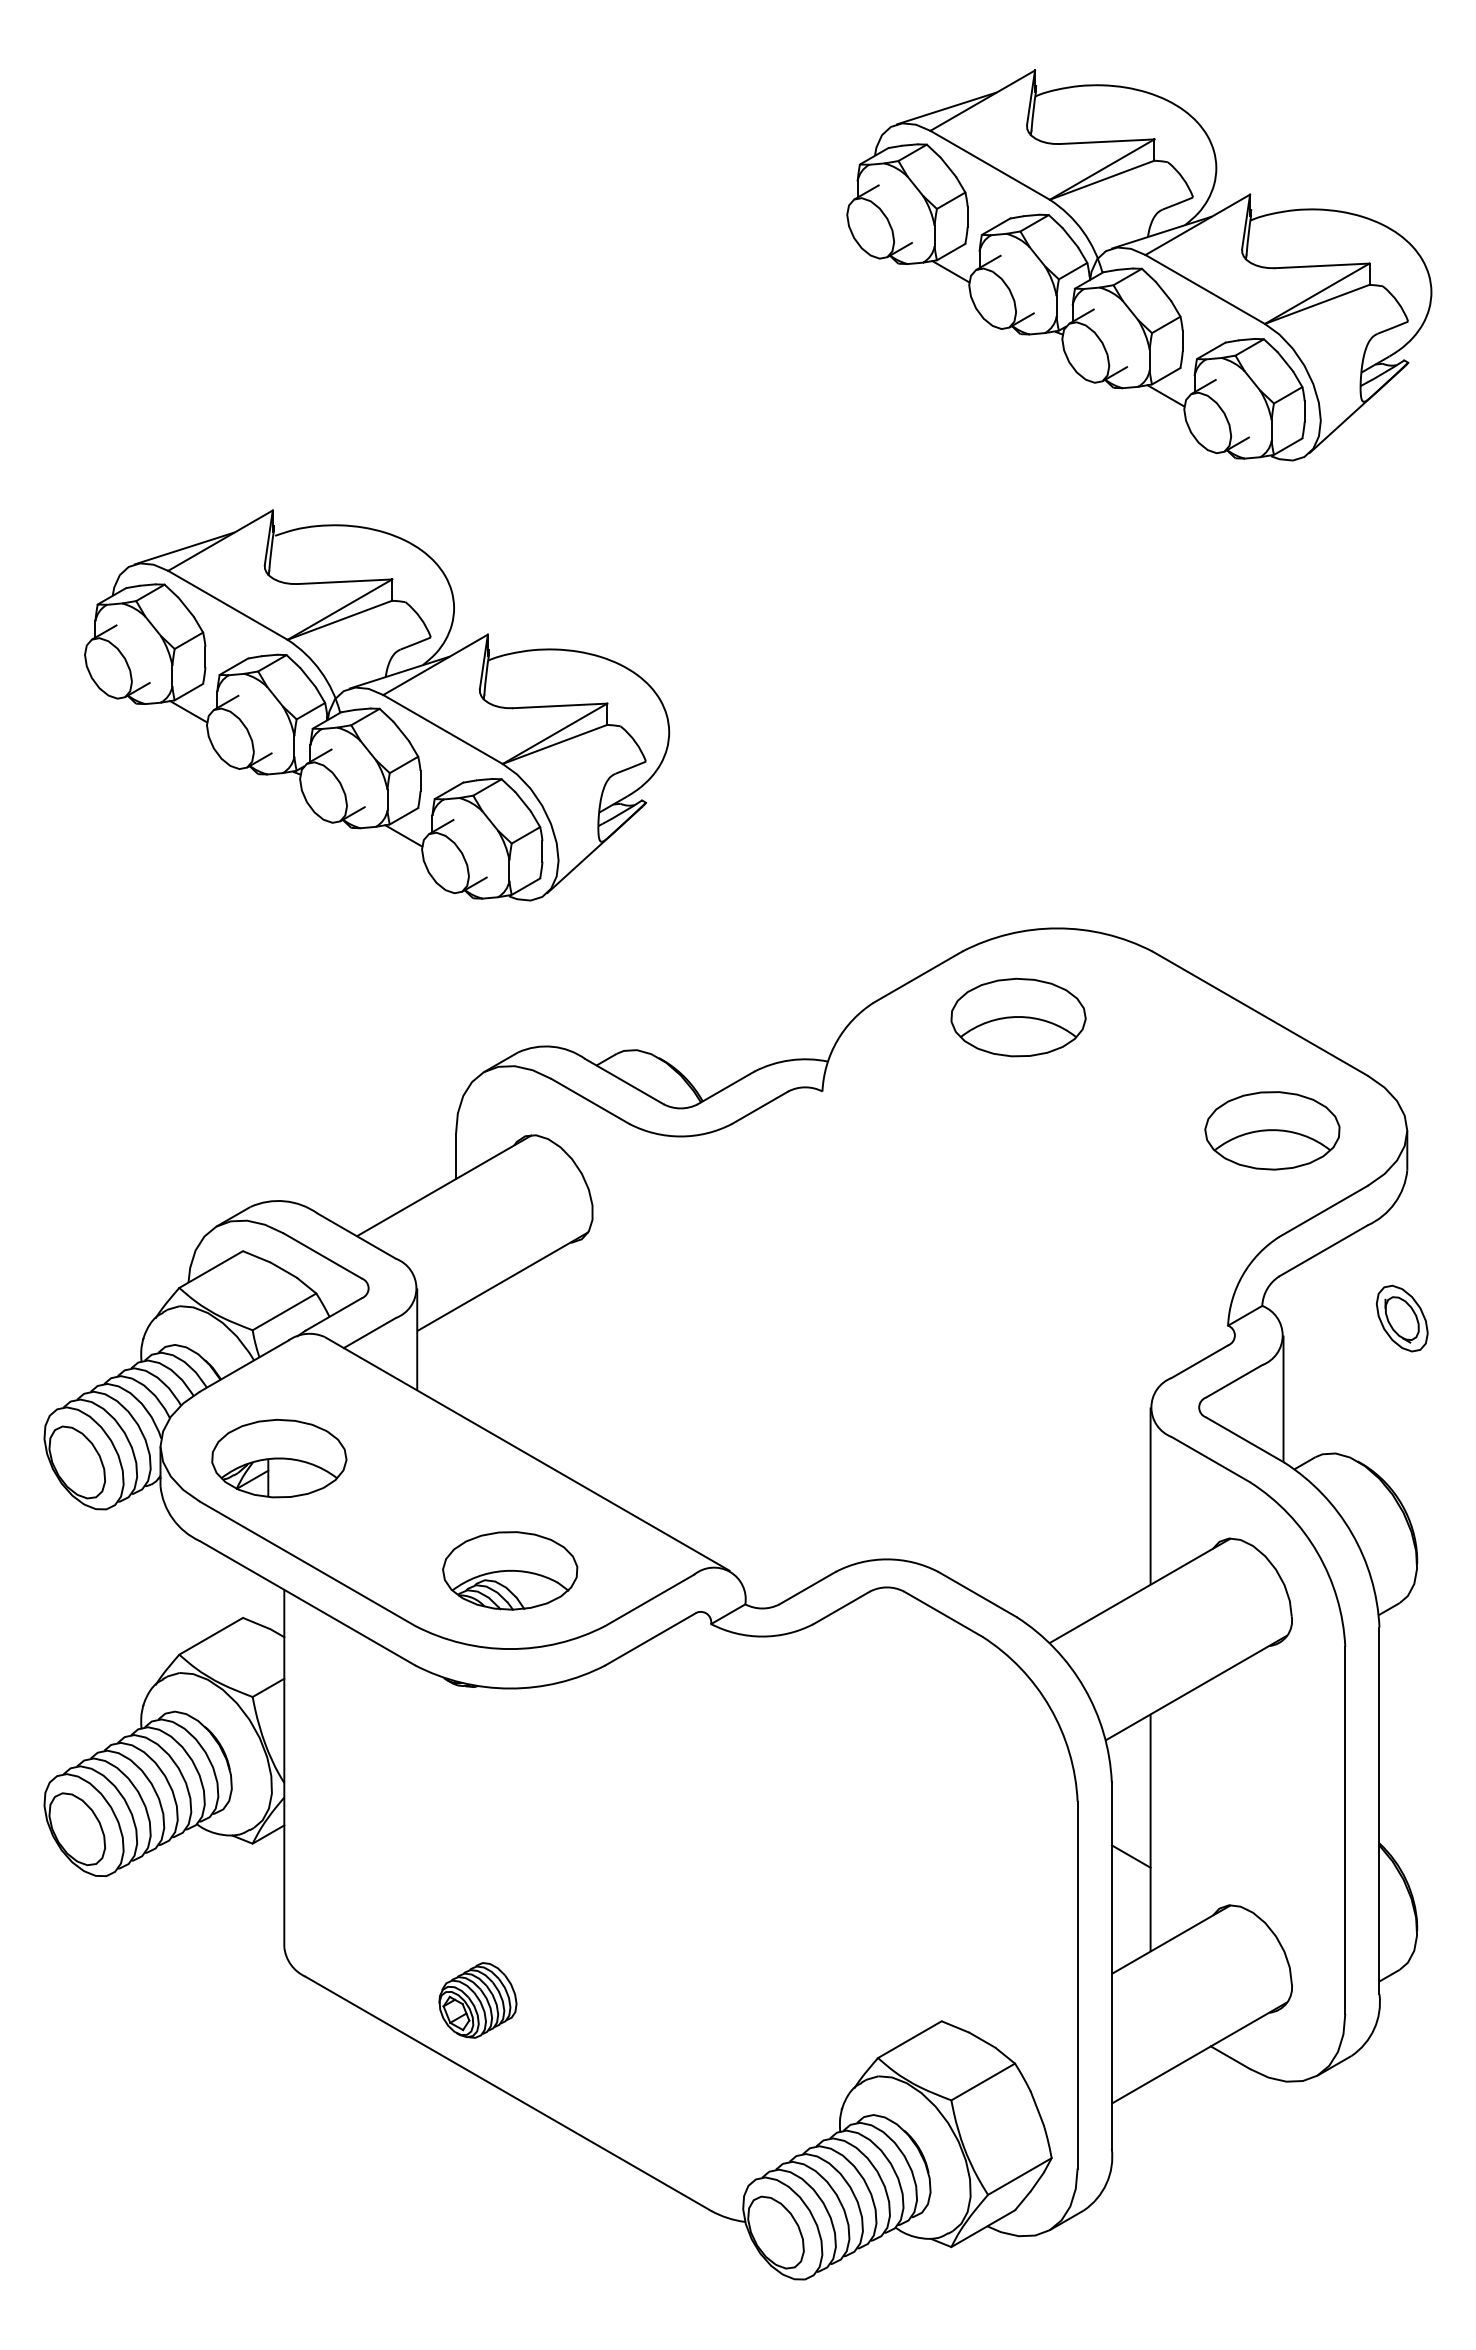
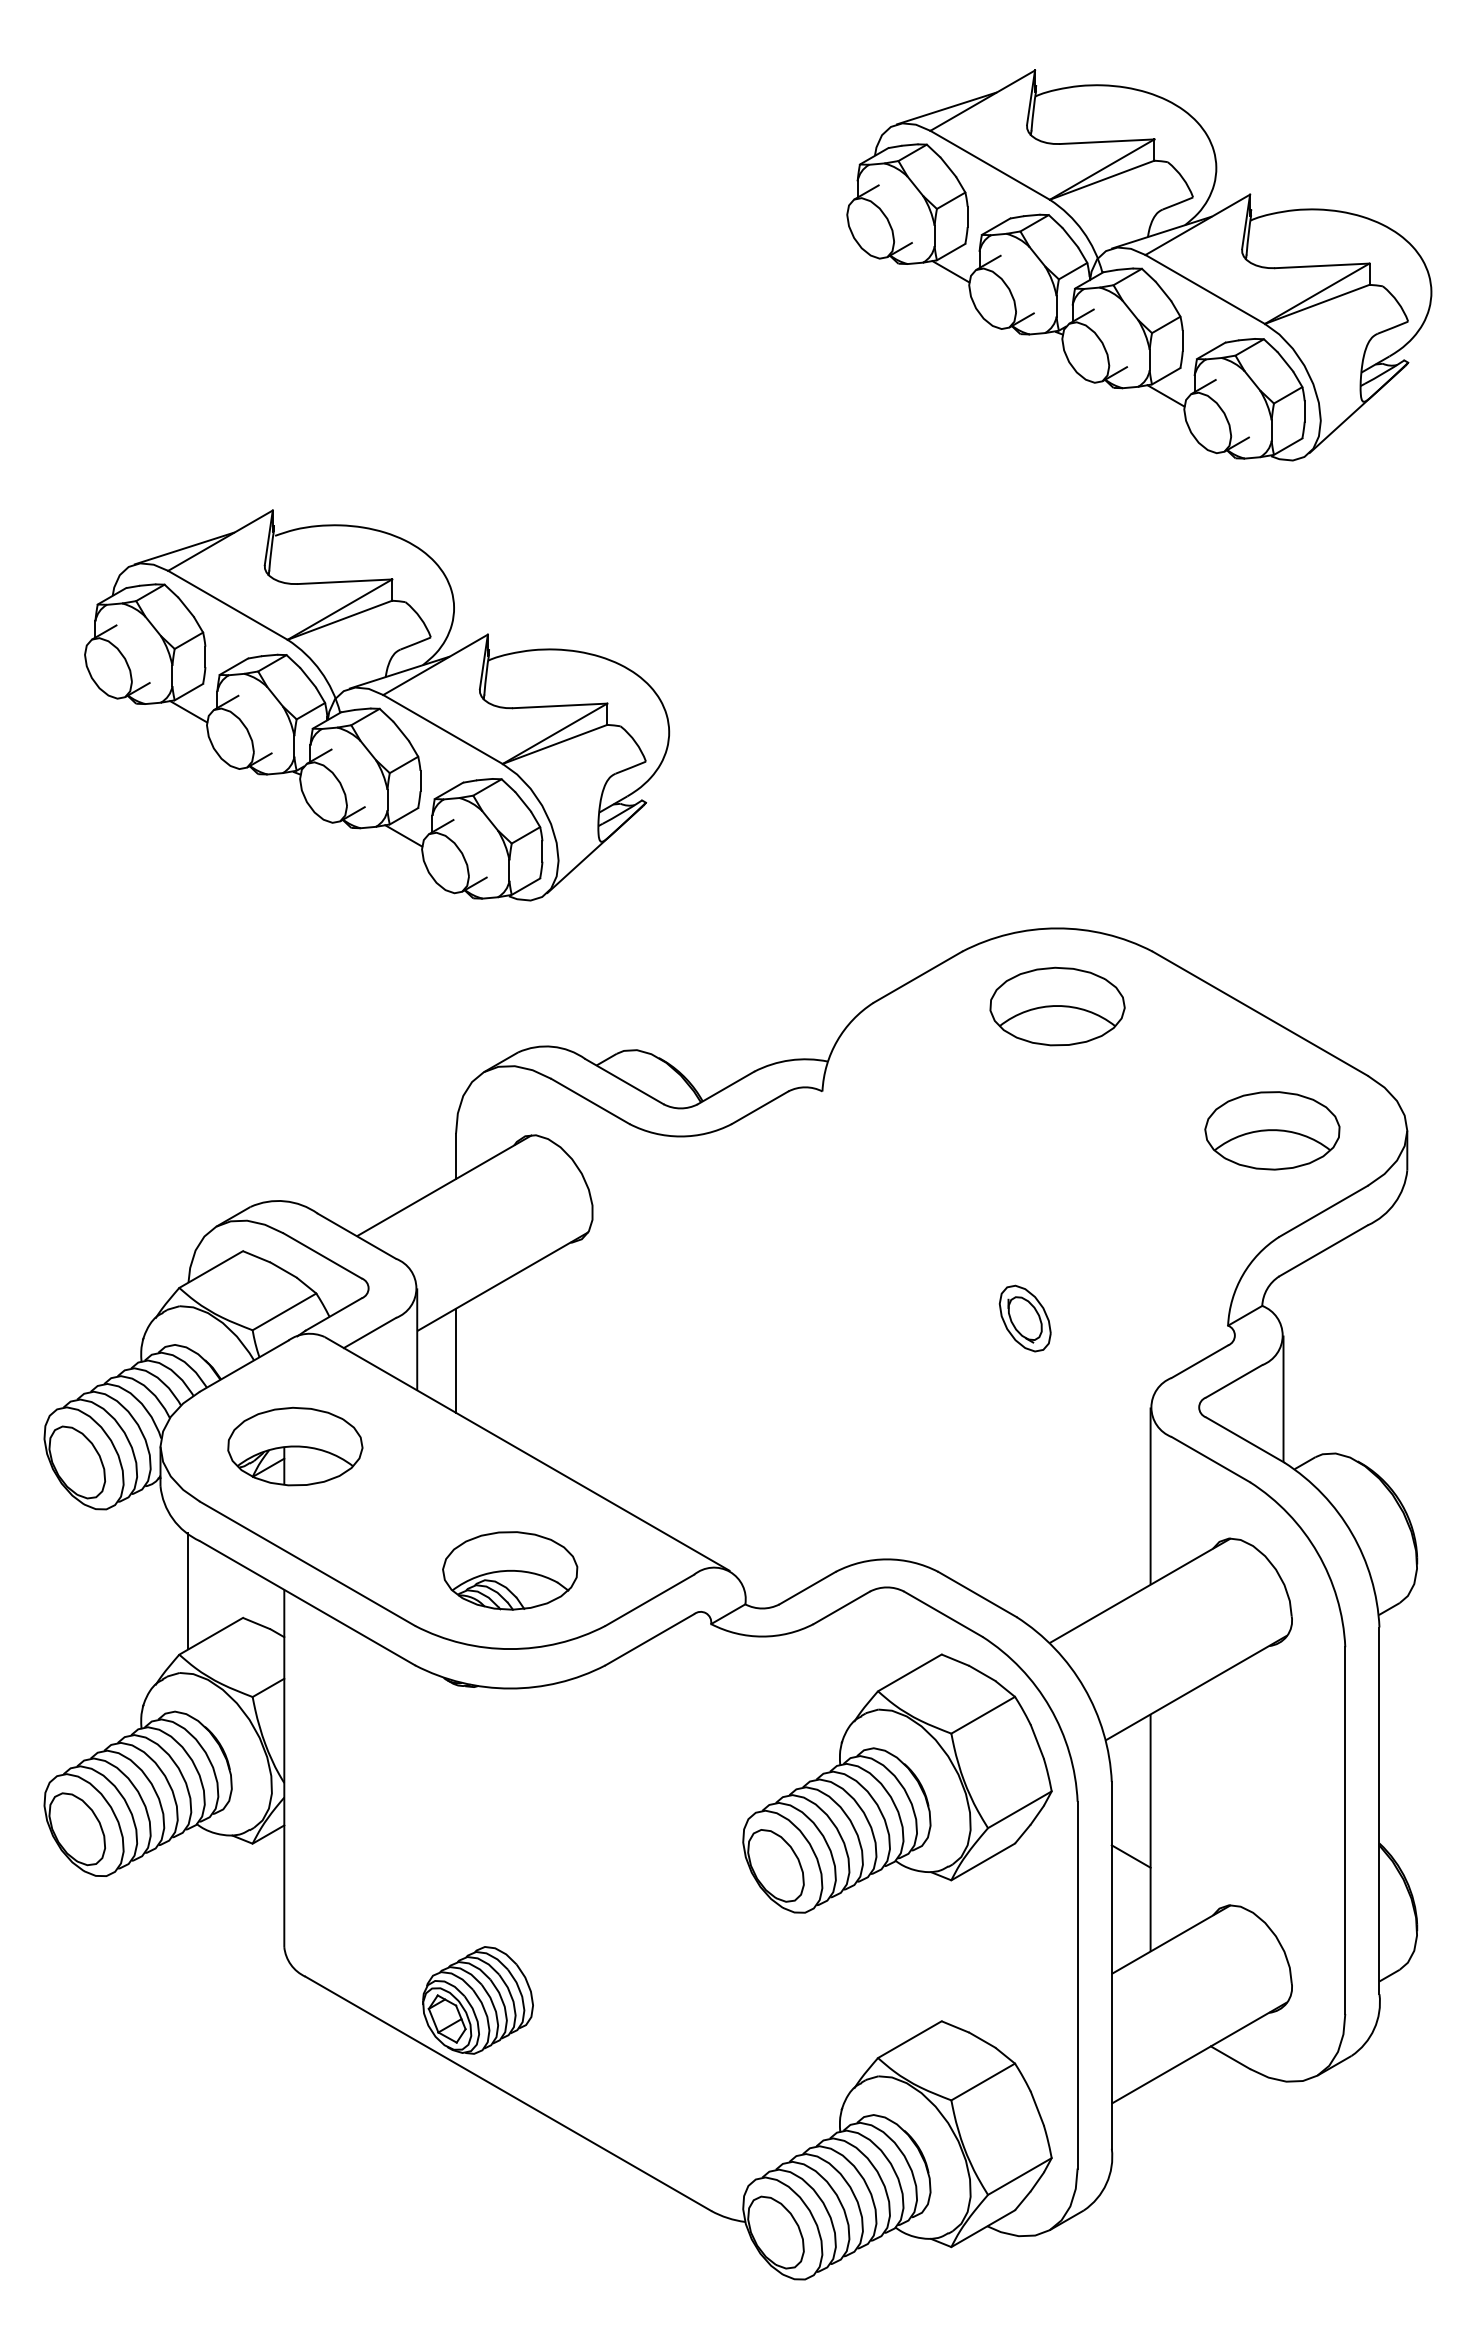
part position: (1018, 1017) -> (1057, 1006) (1057, 1006)
part position: (1401, 1318) -> (1024, 1318) (1024, 1318)
line: none -> present (456, 1360)
part position: (279, 1458) -> (295, 1446) (295, 1446)
line: none -> present (188, 1591)
part: none -> present (897, 1783)
part size: 80x77 px -> 112x109 px (477, 2000)
